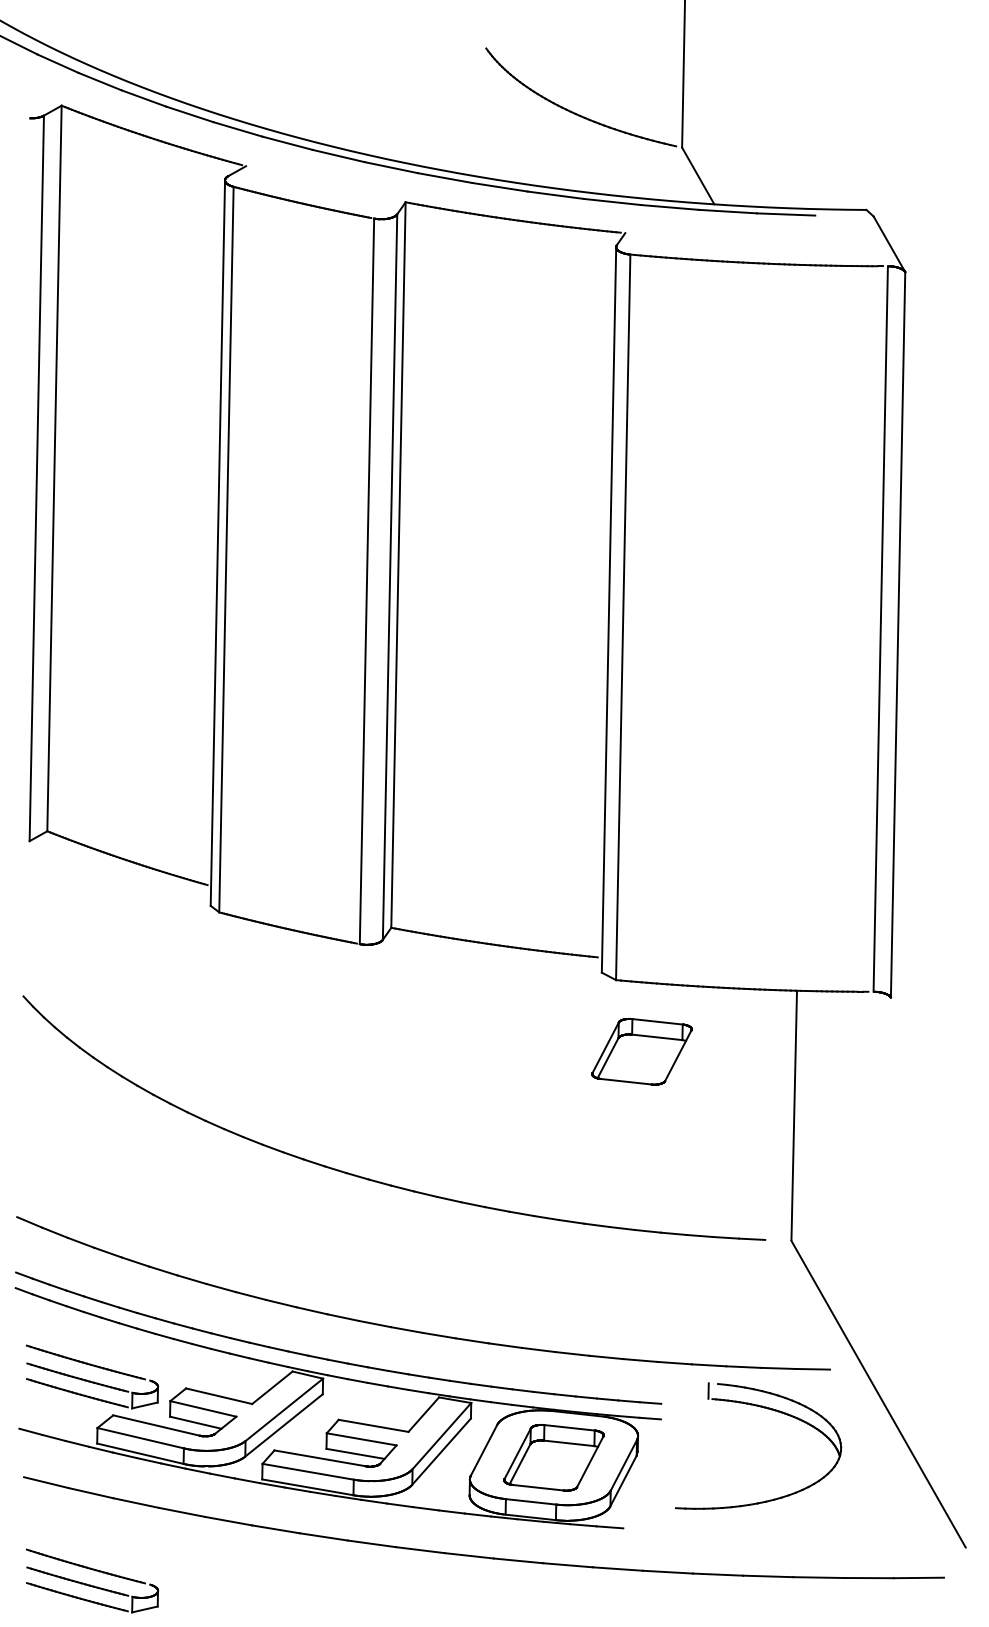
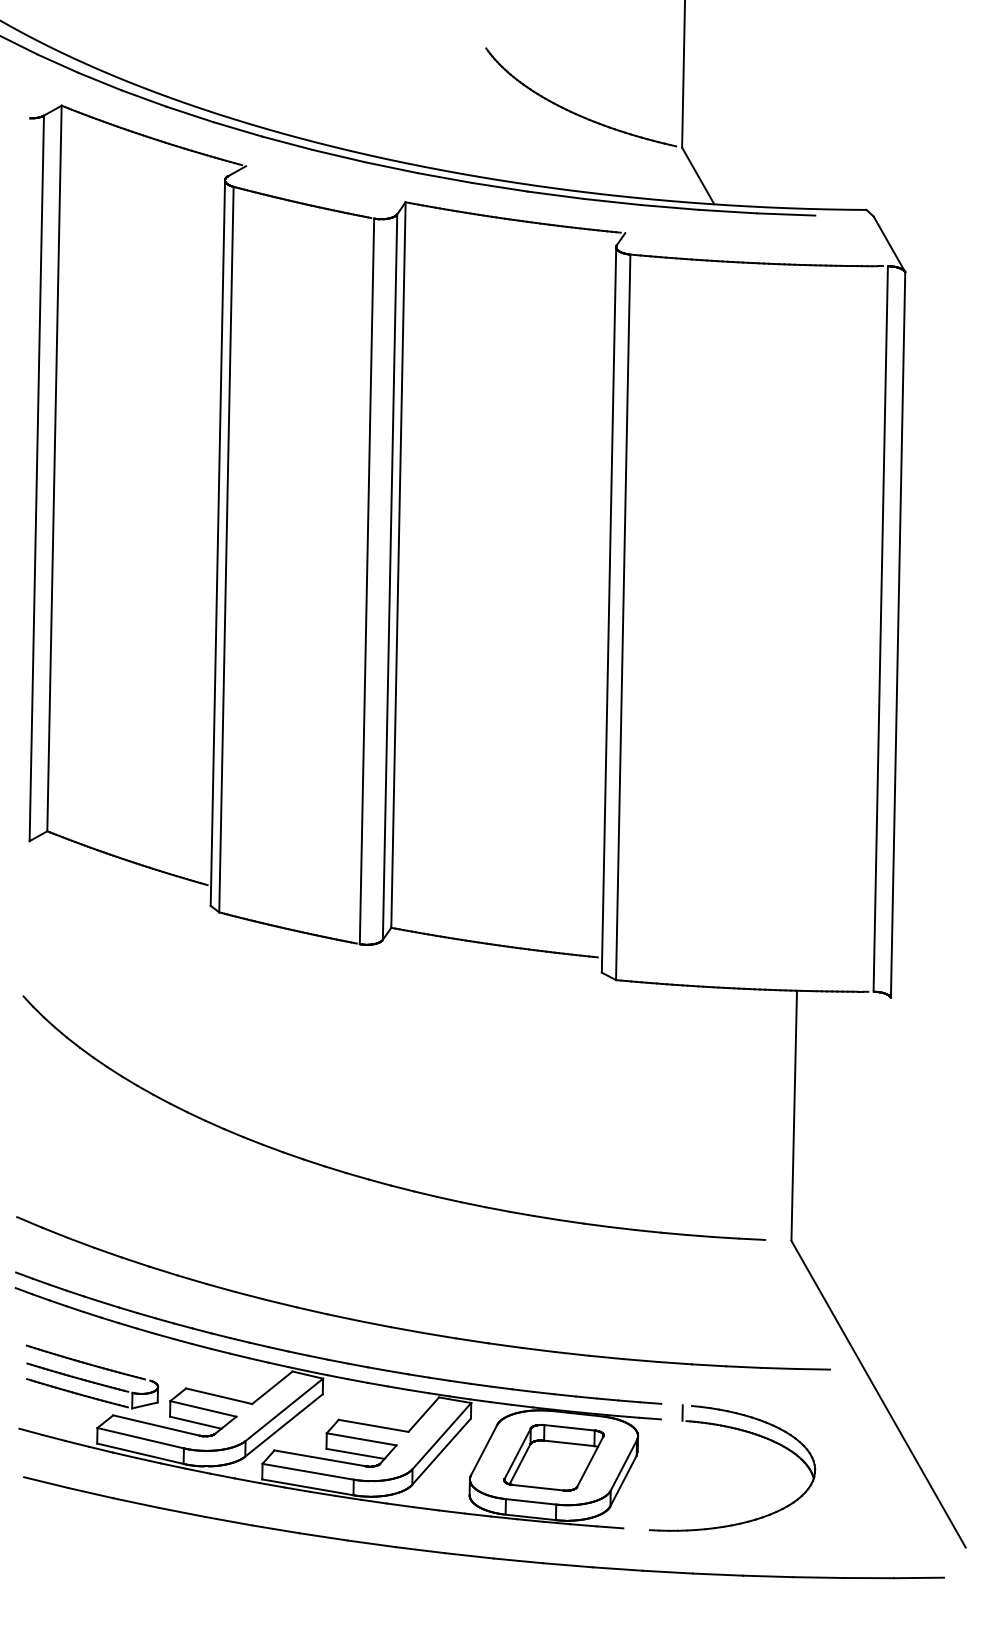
part: present -> none (641, 1051)
part position: (767, 1409) -> (741, 1431) (741, 1431)
part: present -> none (92, 1580)
